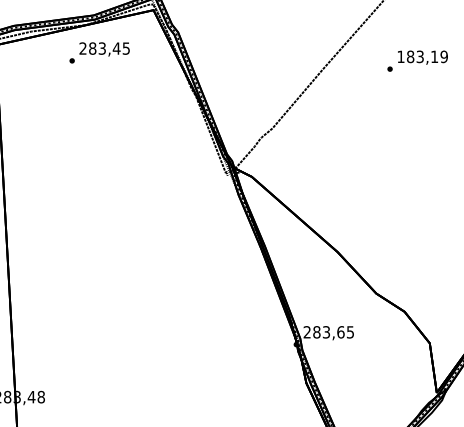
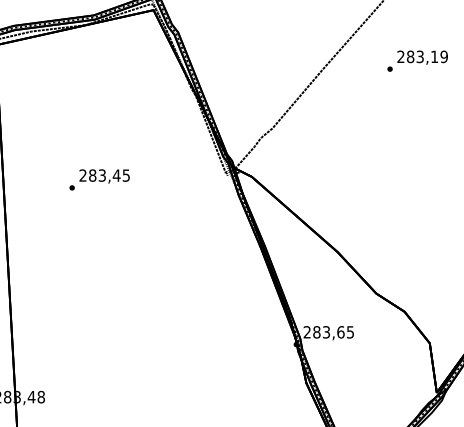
text position: (99, 52) -> (99, 179) (99, 179)
text: 183,19 -> 283,19 (400, 56)
